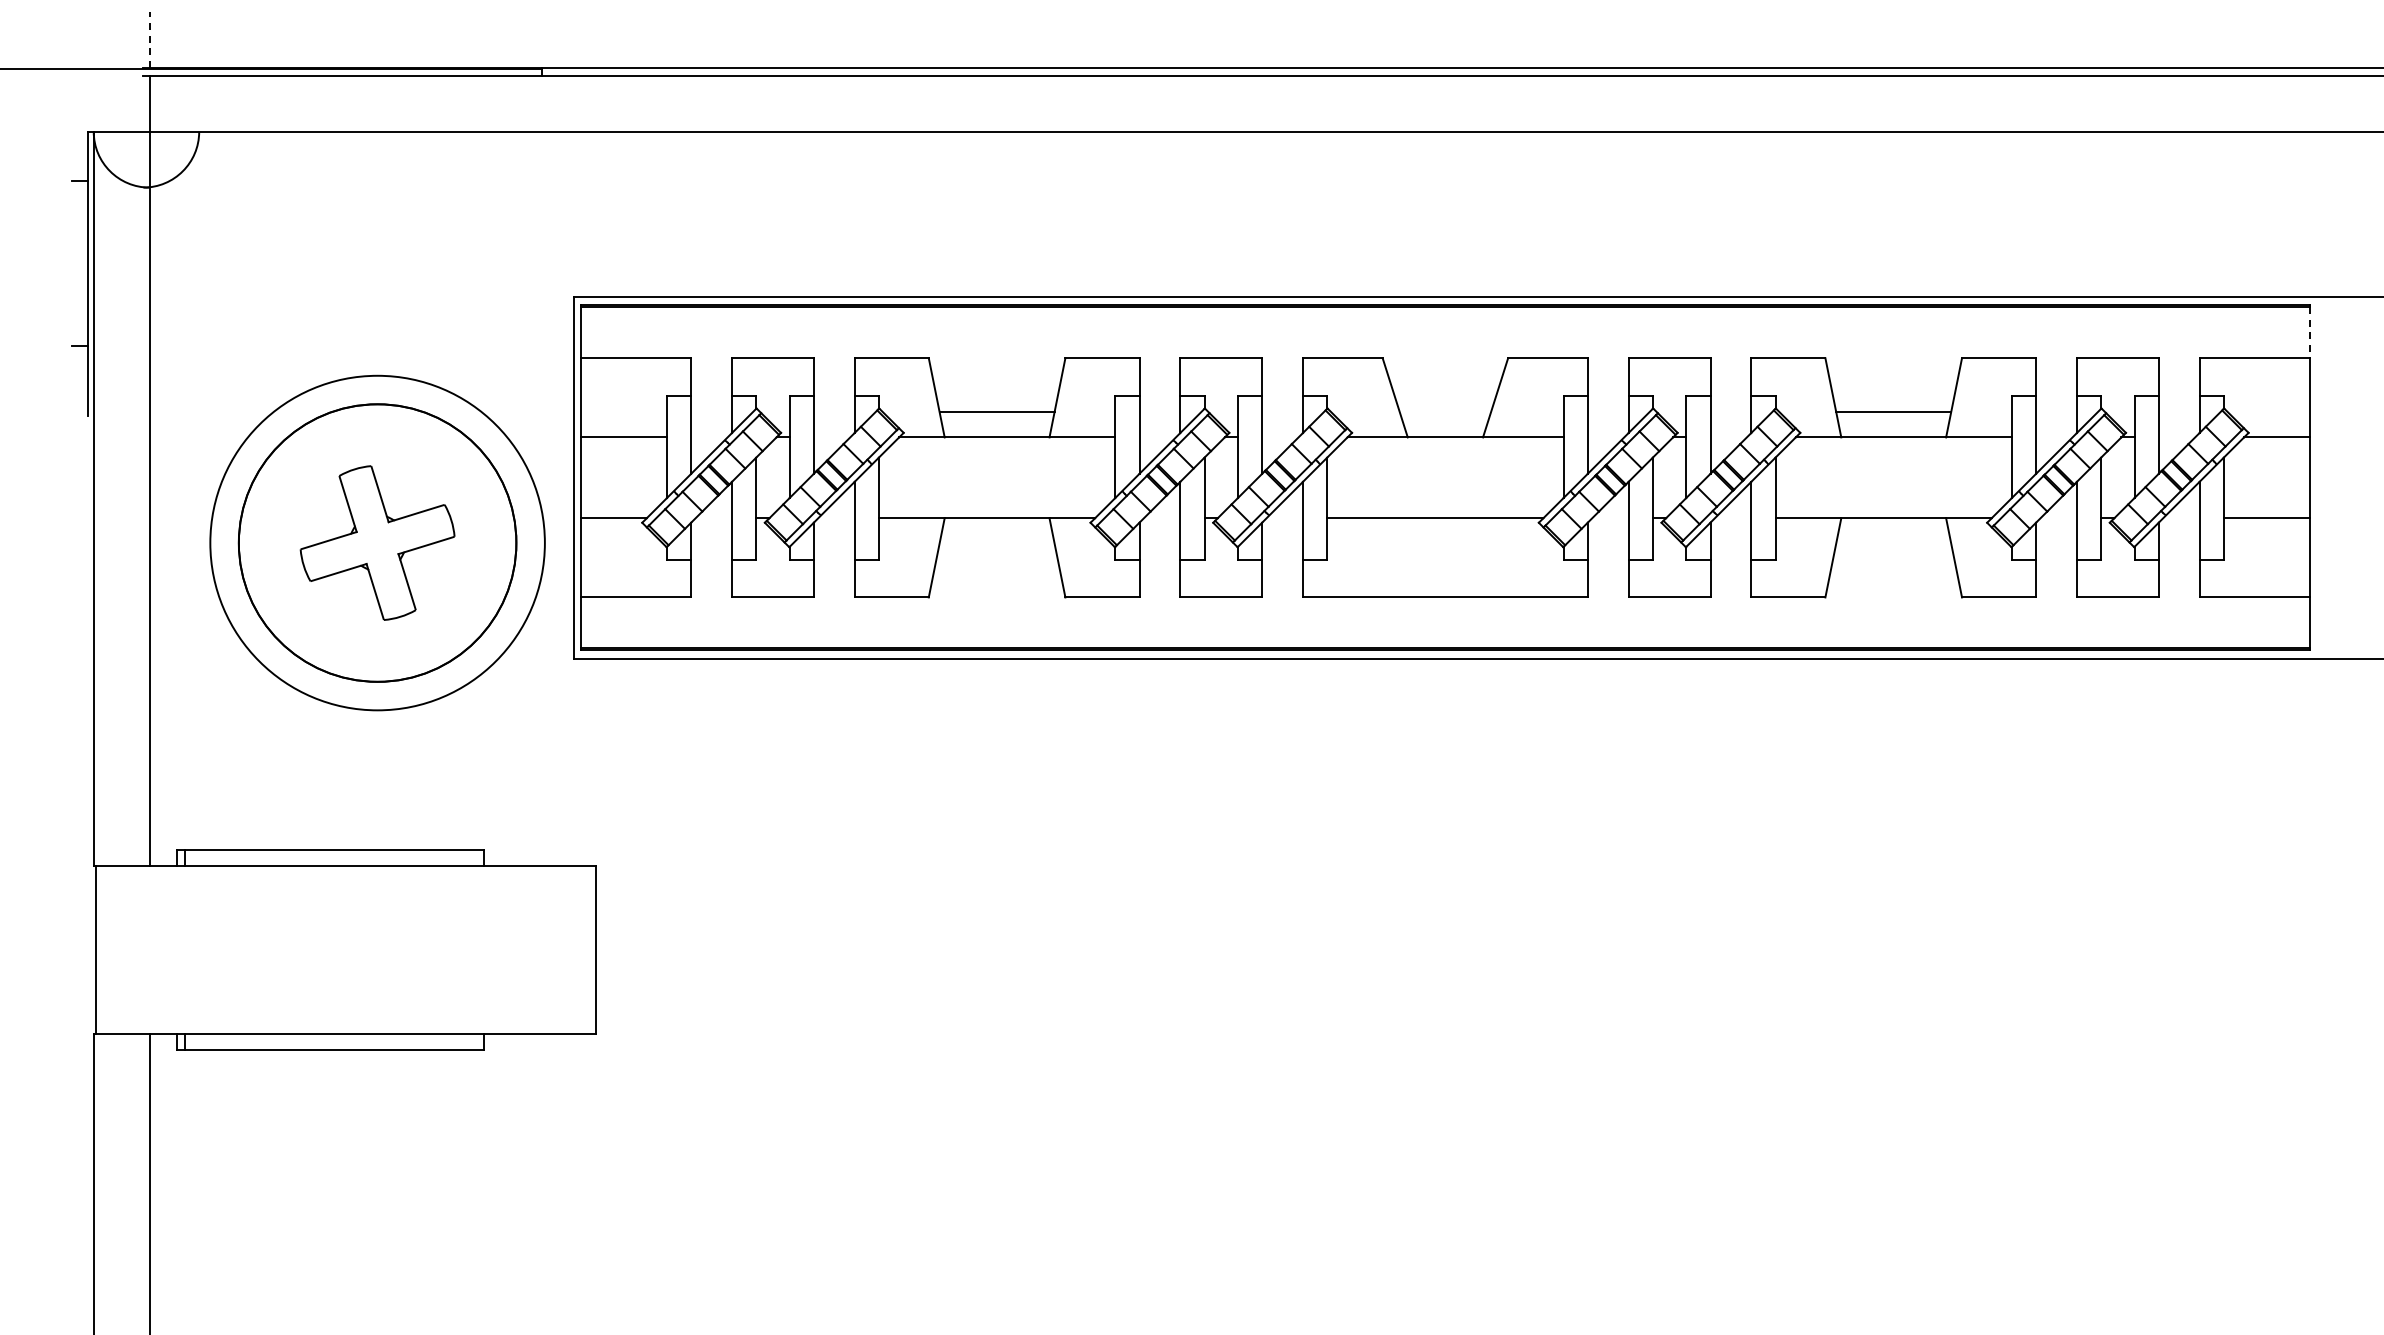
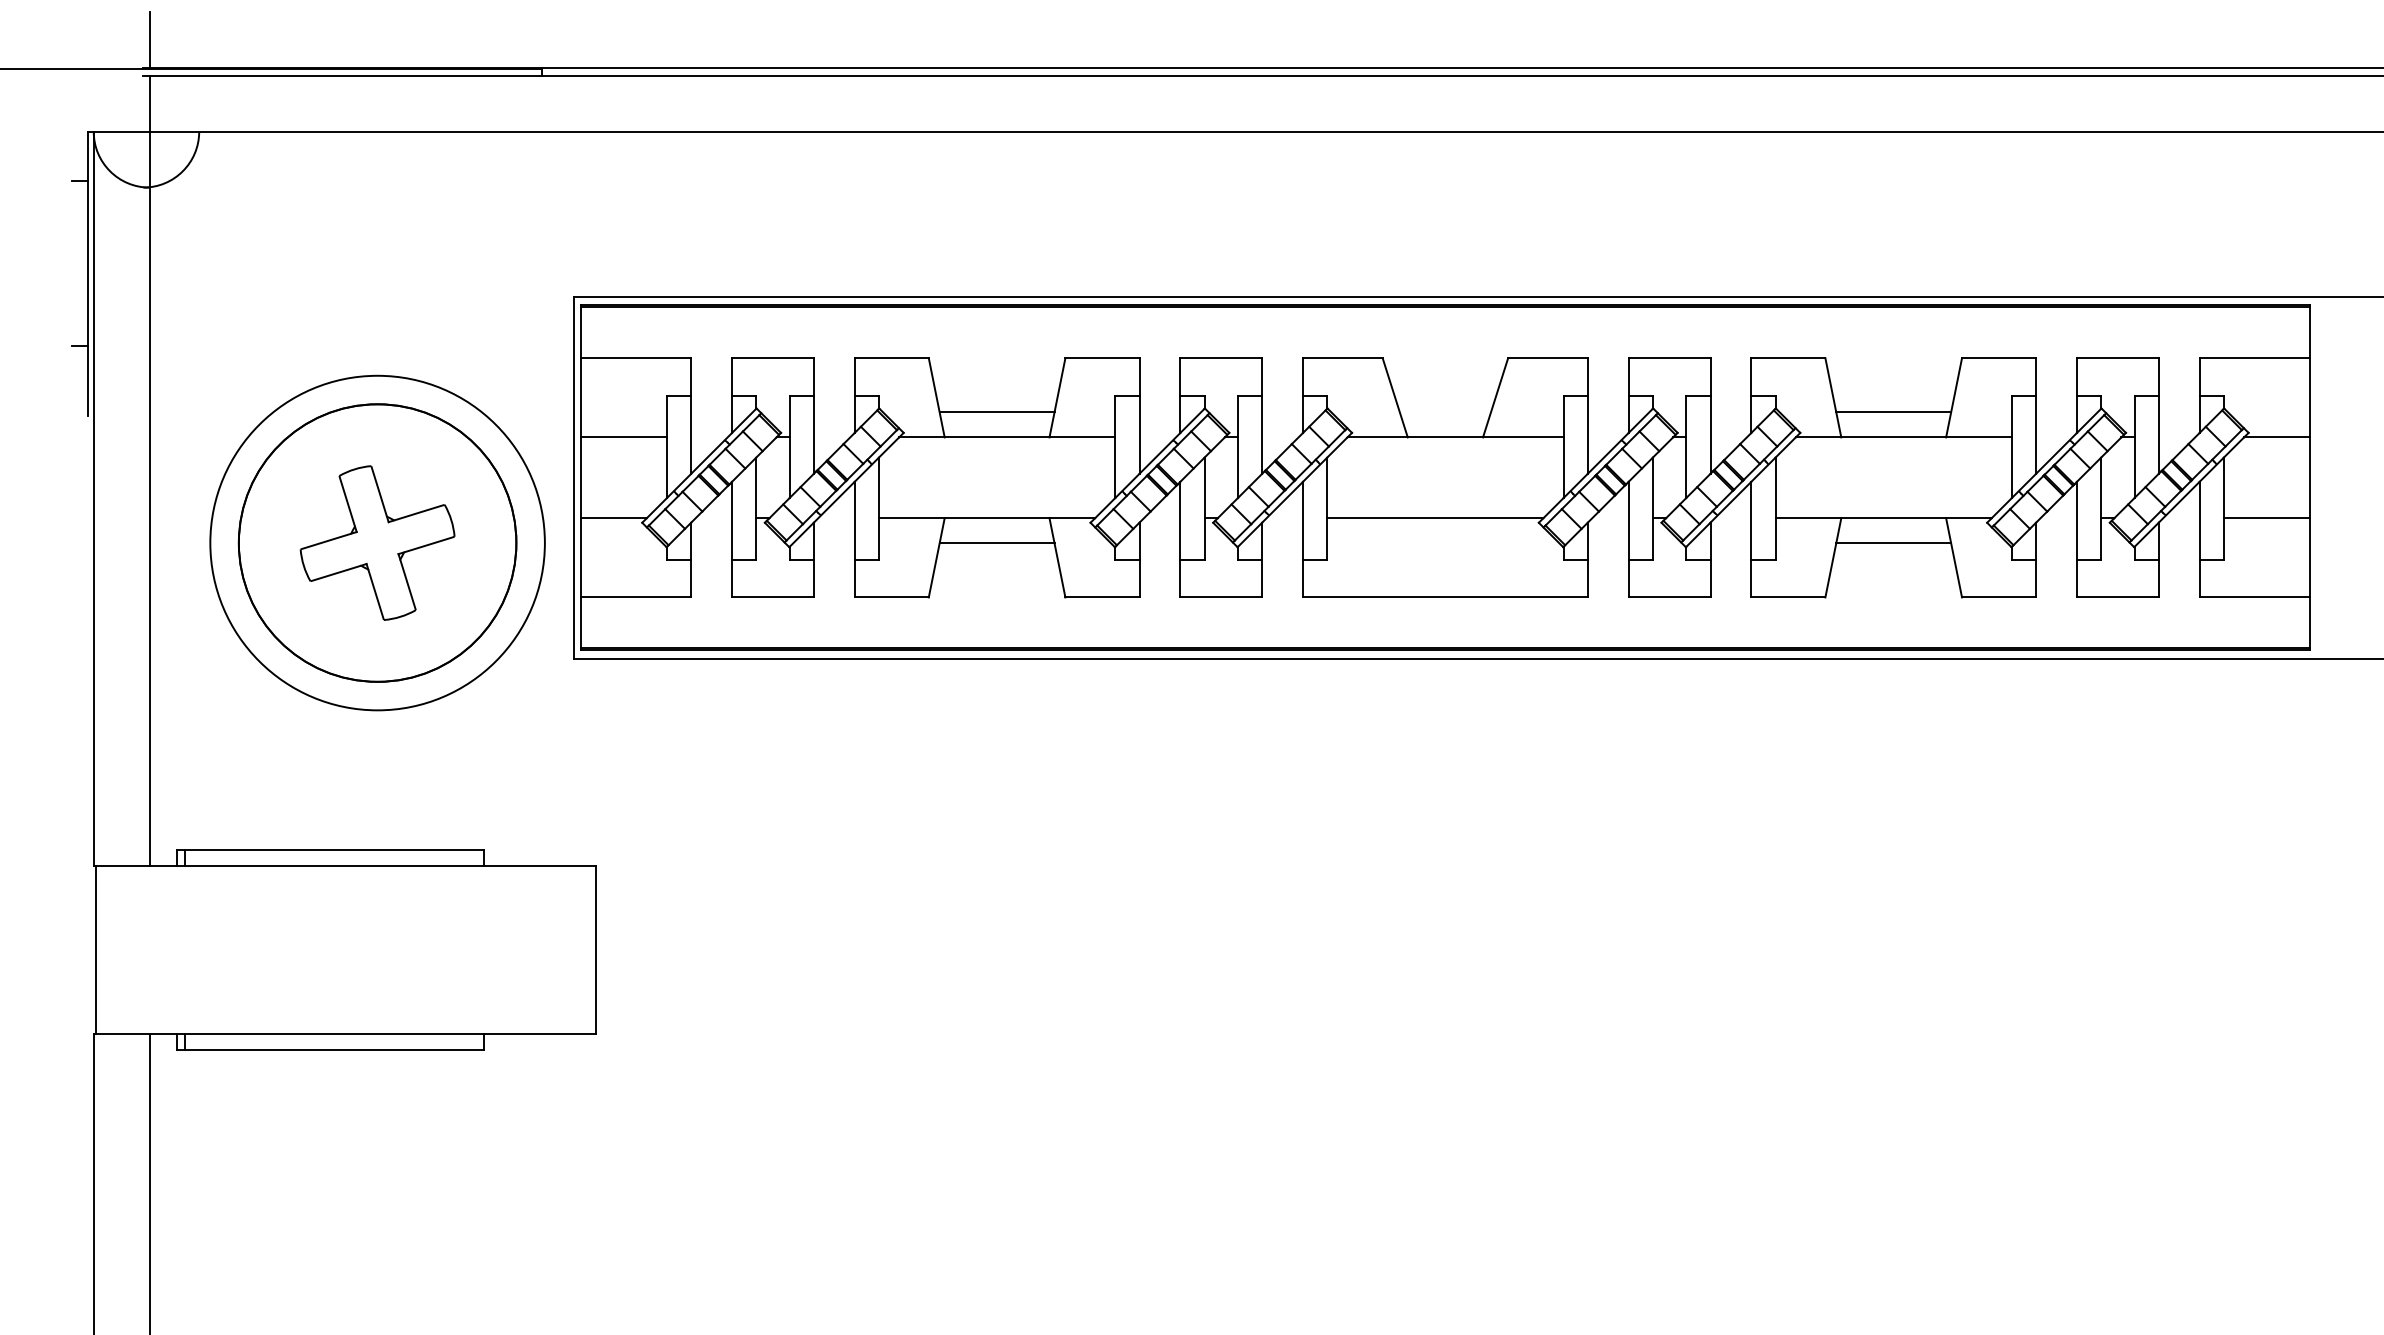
line: dashed -> solid (149, 39)
line: dashed -> solid (2309, 332)
line: none -> present (996, 543)
line: none -> present (1893, 543)
